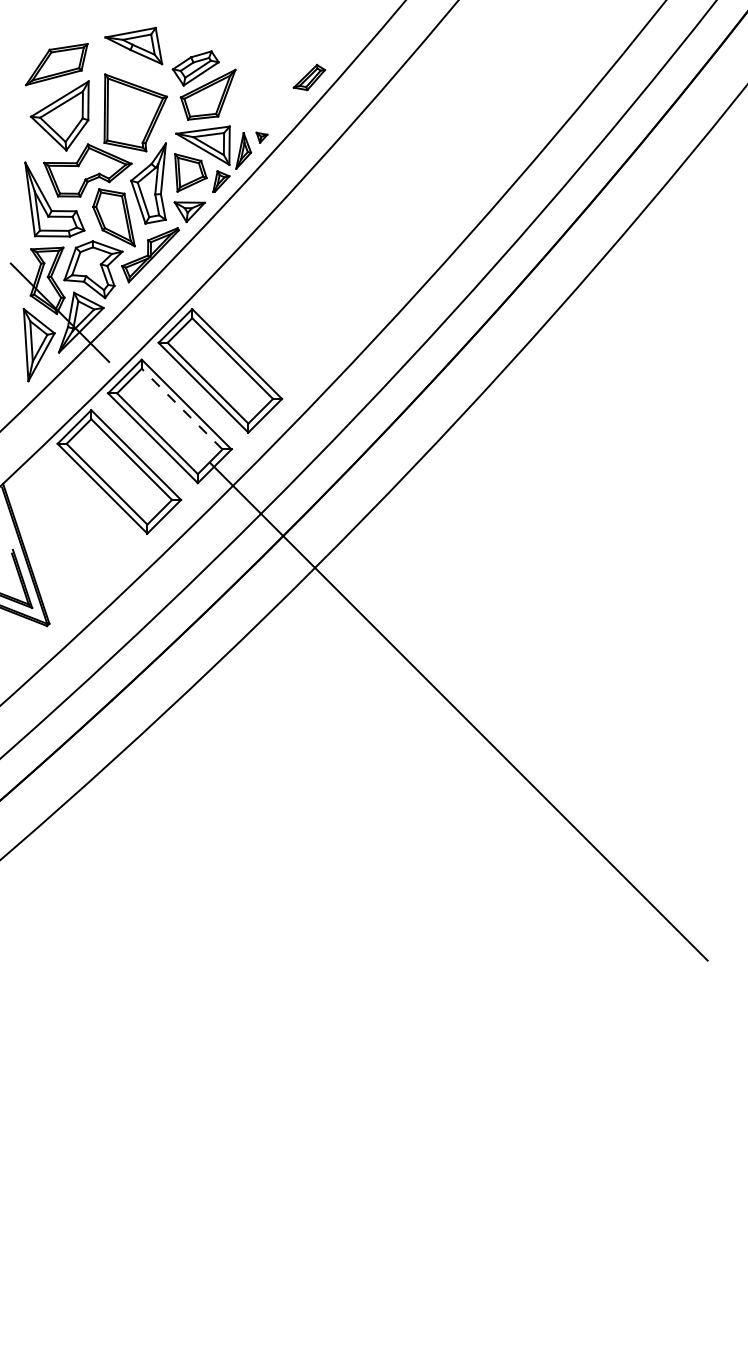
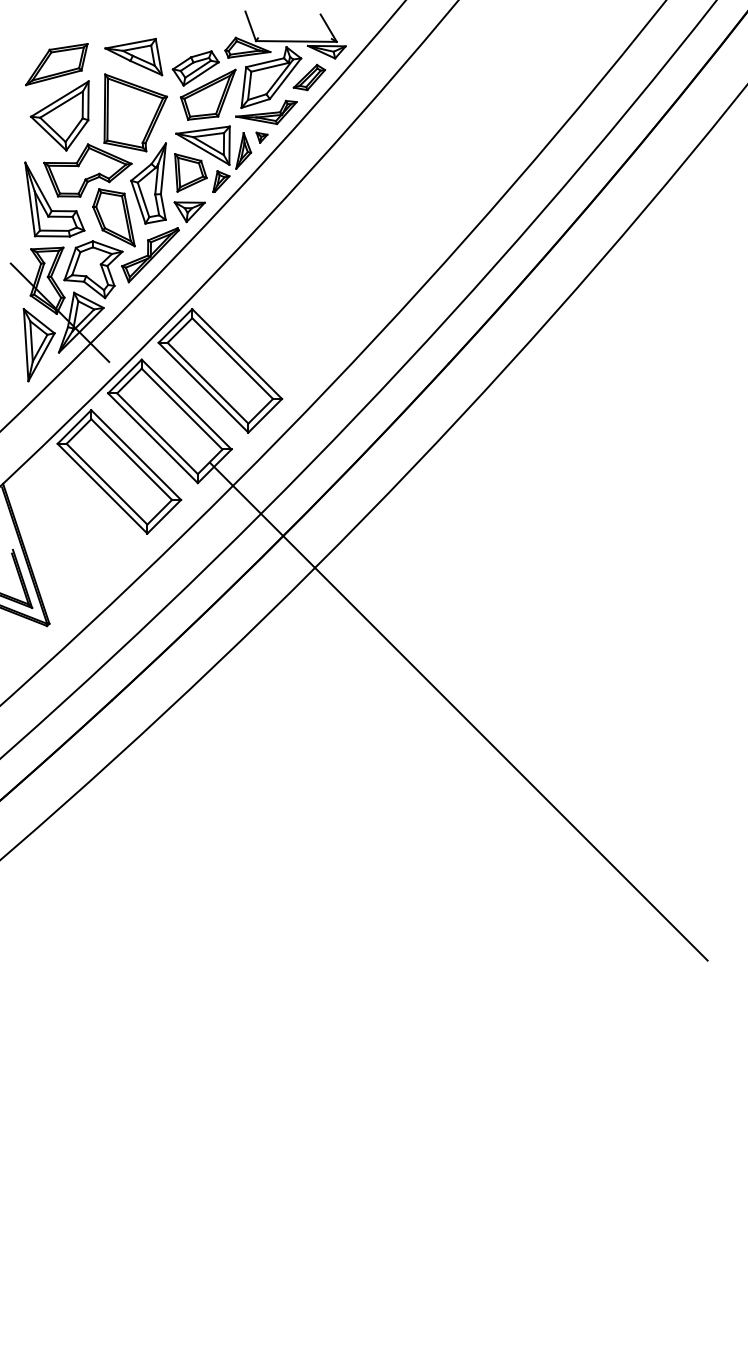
part position: (133, 45) -> (133, 56) (133, 56)
part: none -> present (285, 67)
line: dashed -> solid (181, 408)
